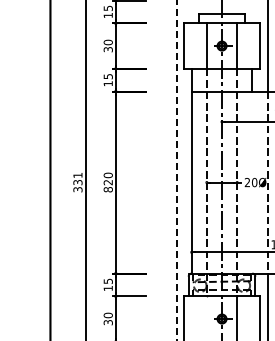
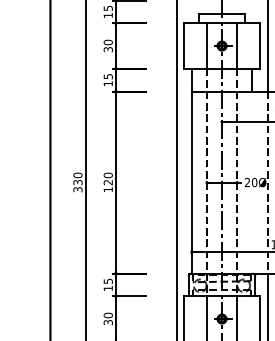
line: dashed -> solid (176, 171)
text: 331 -> 330 (77, 175)
text: 820 -> 120 (107, 189)
line: none -> present (206, 316)
